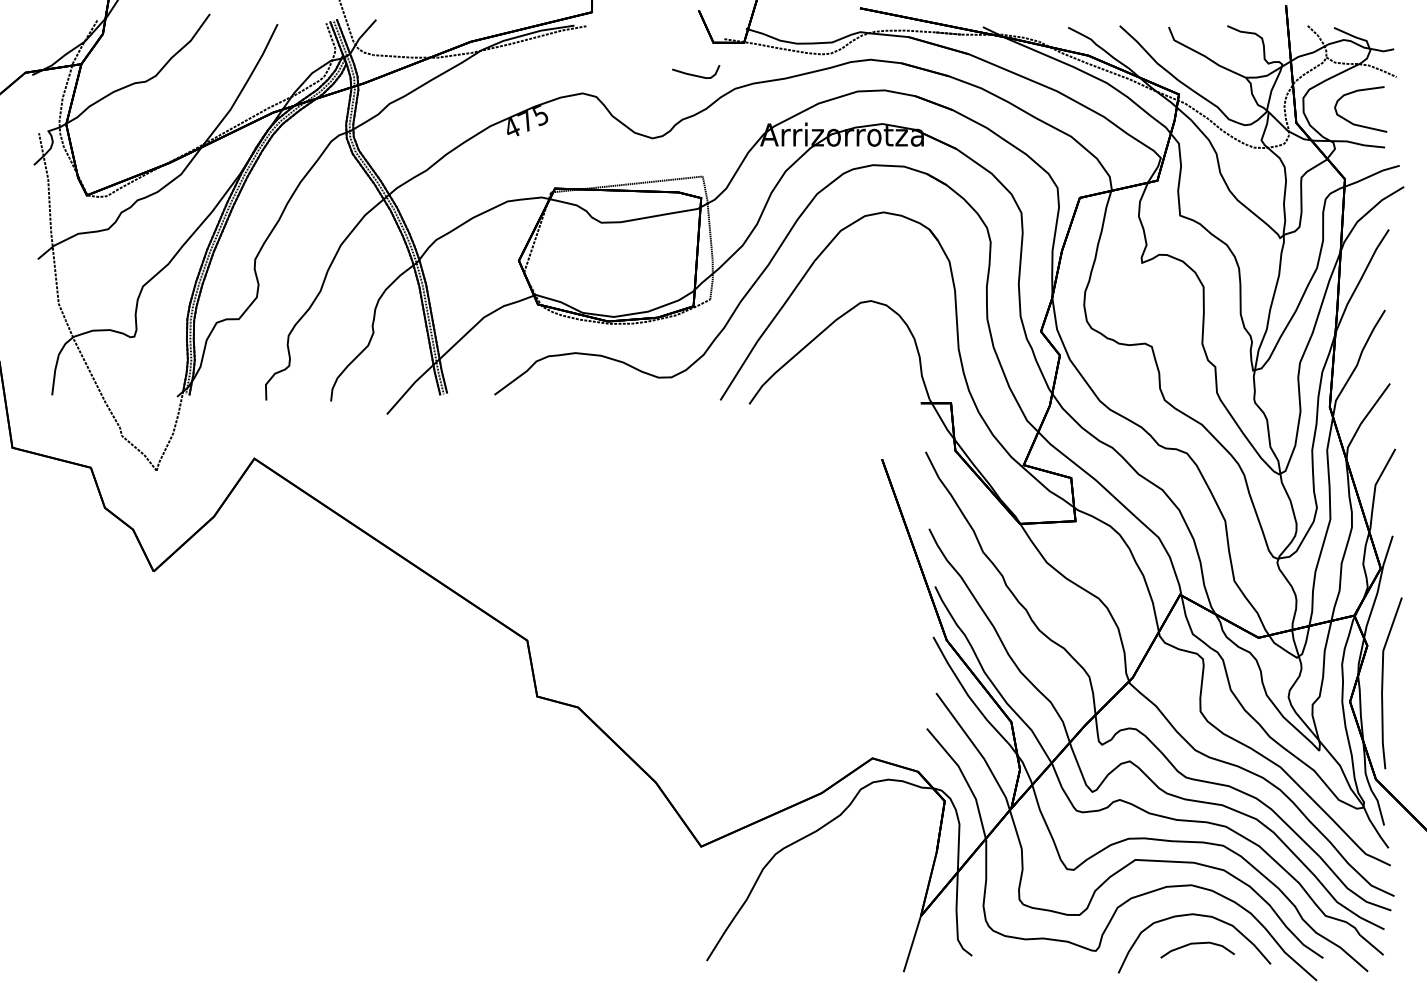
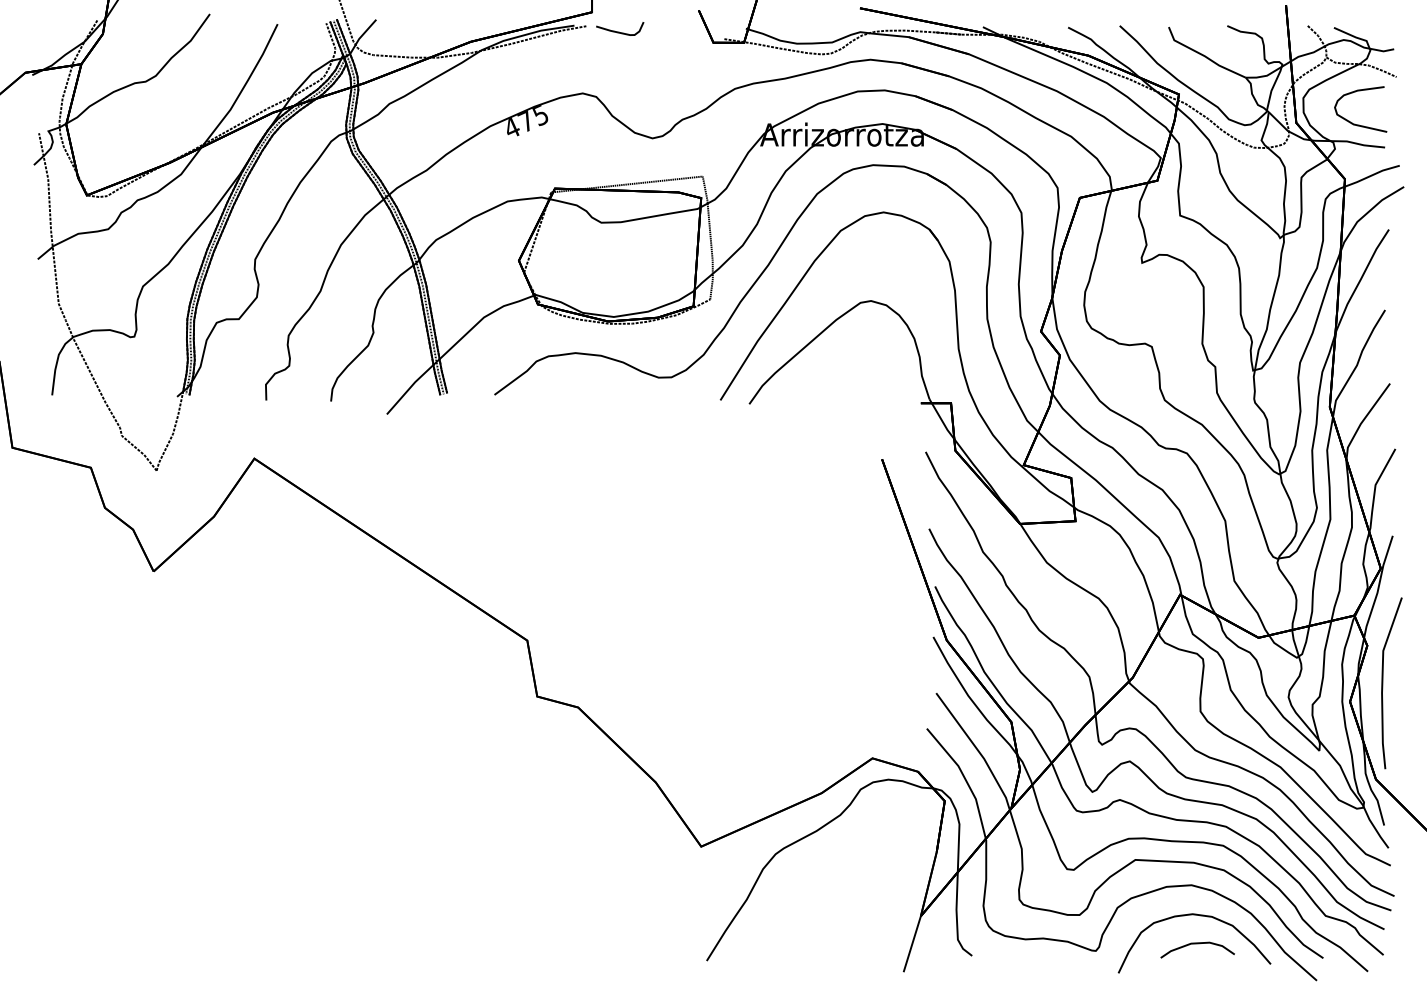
curve position: (695, 74) -> (619, 31) (619, 31)
